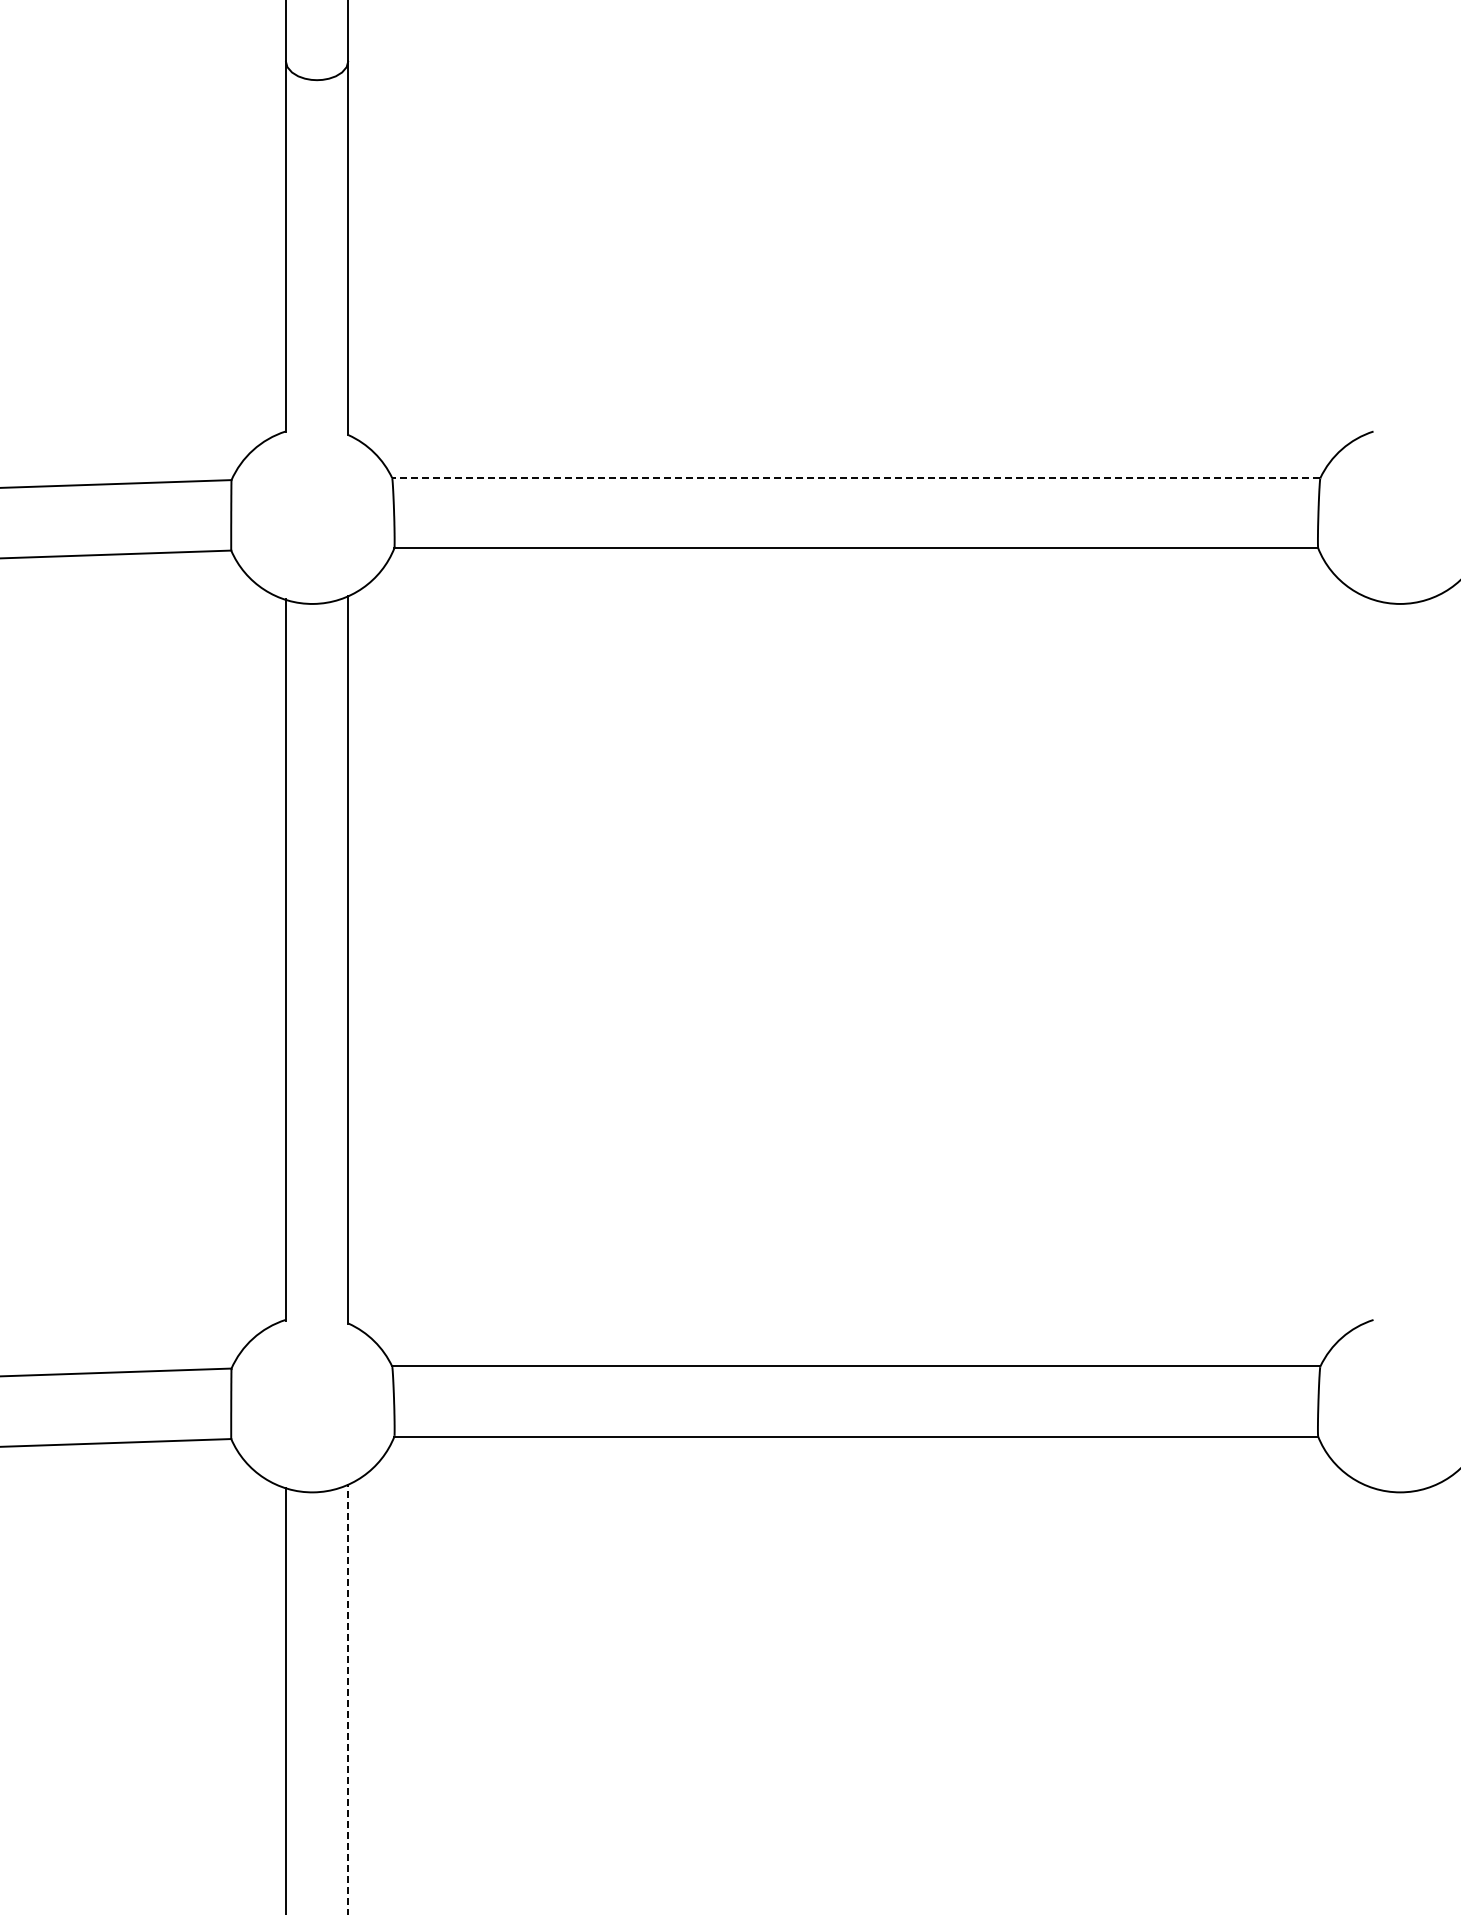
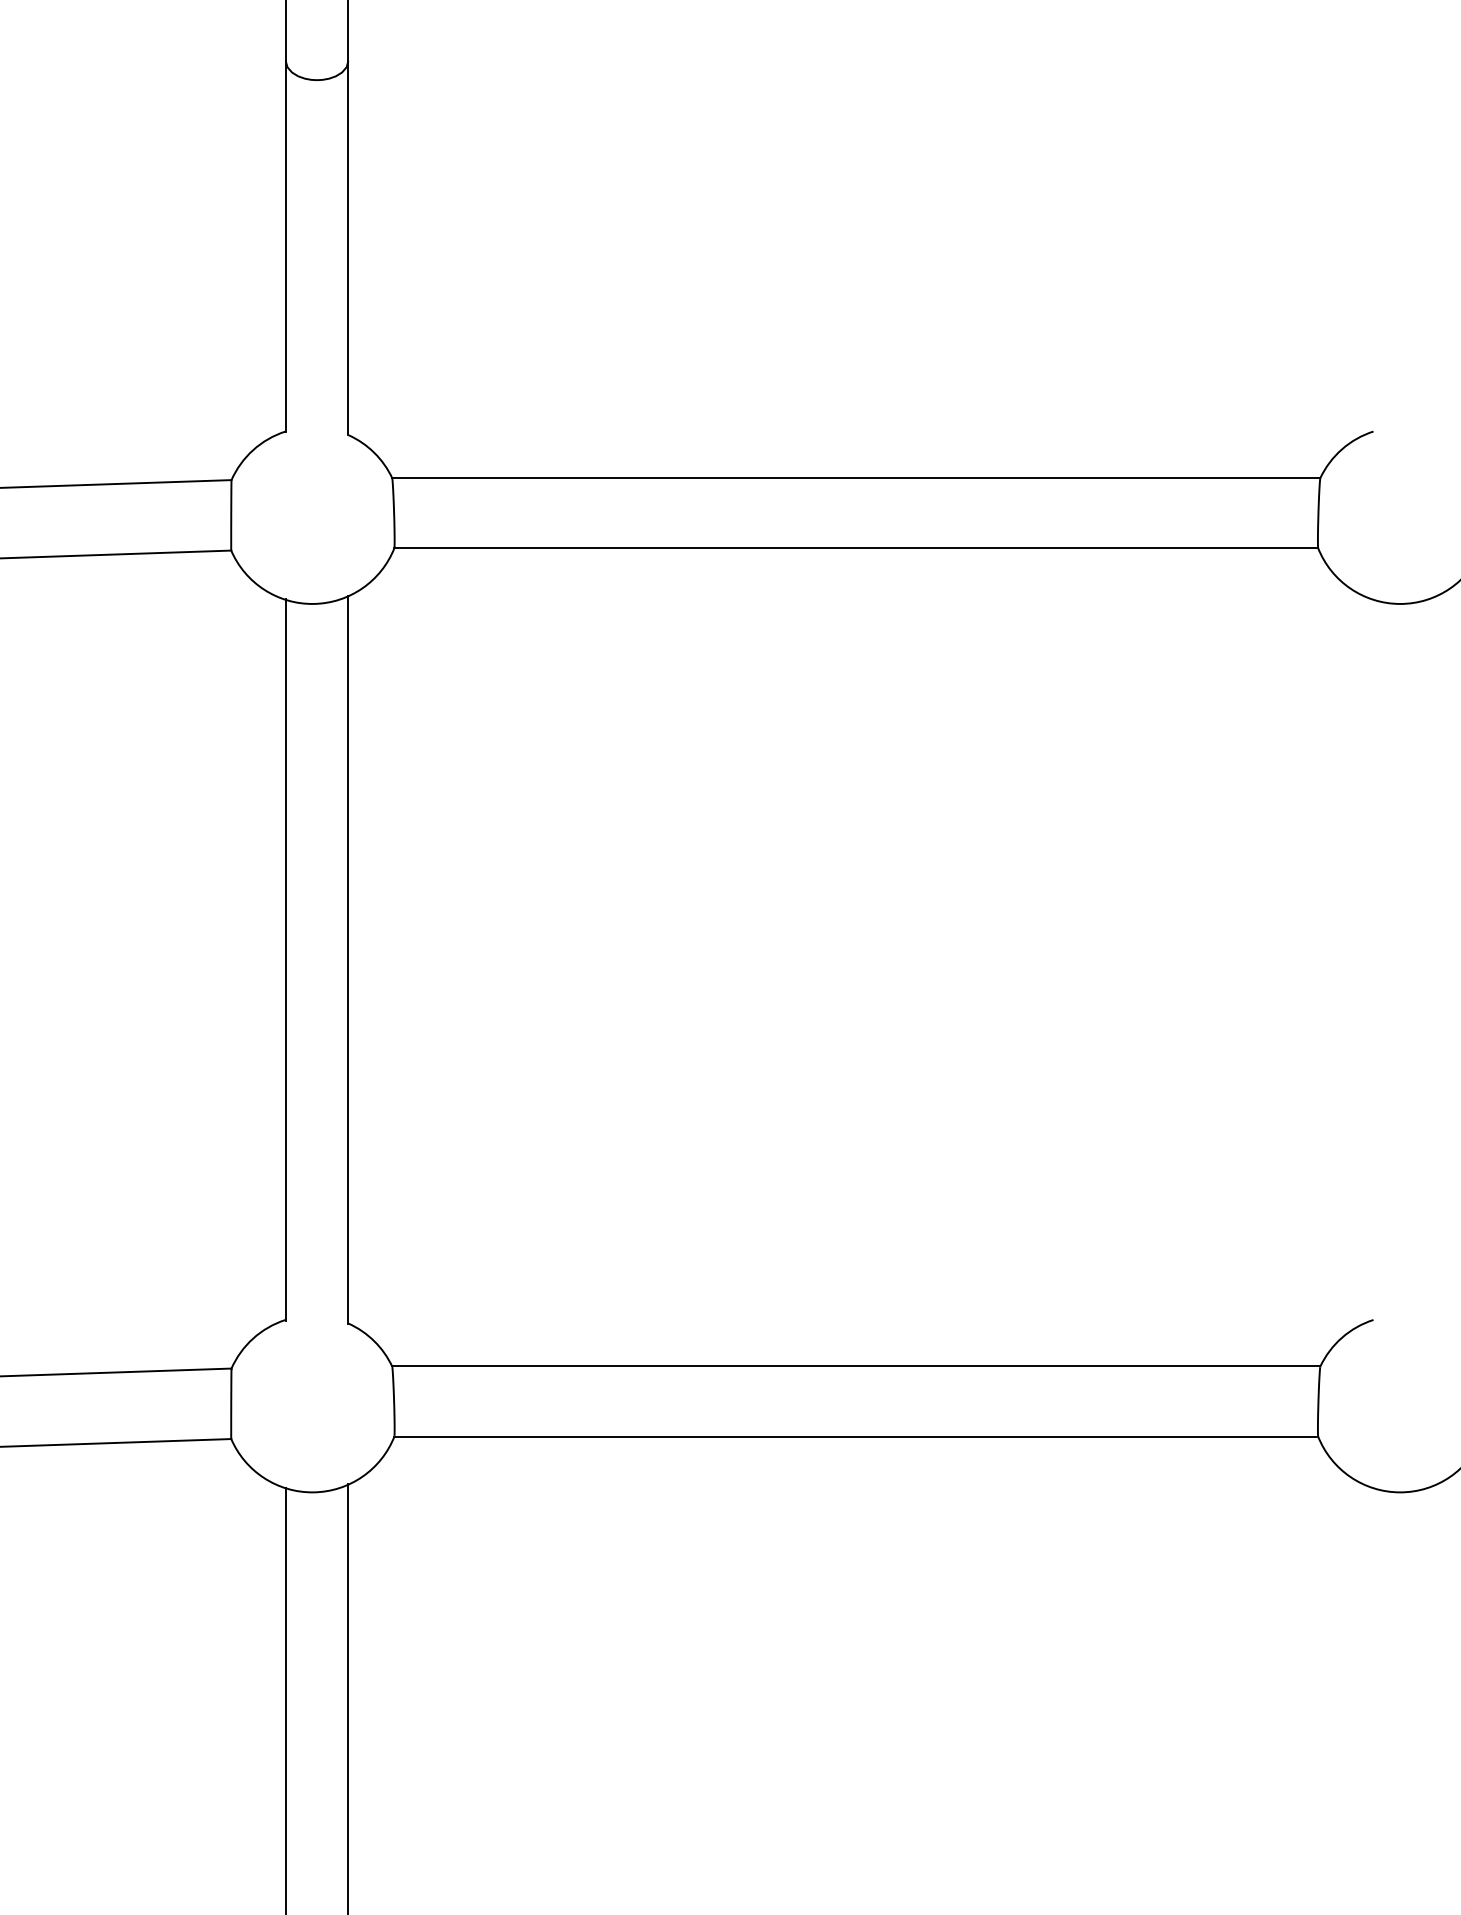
line: dashed -> solid (855, 477)
line: dashed -> solid (348, 1699)
